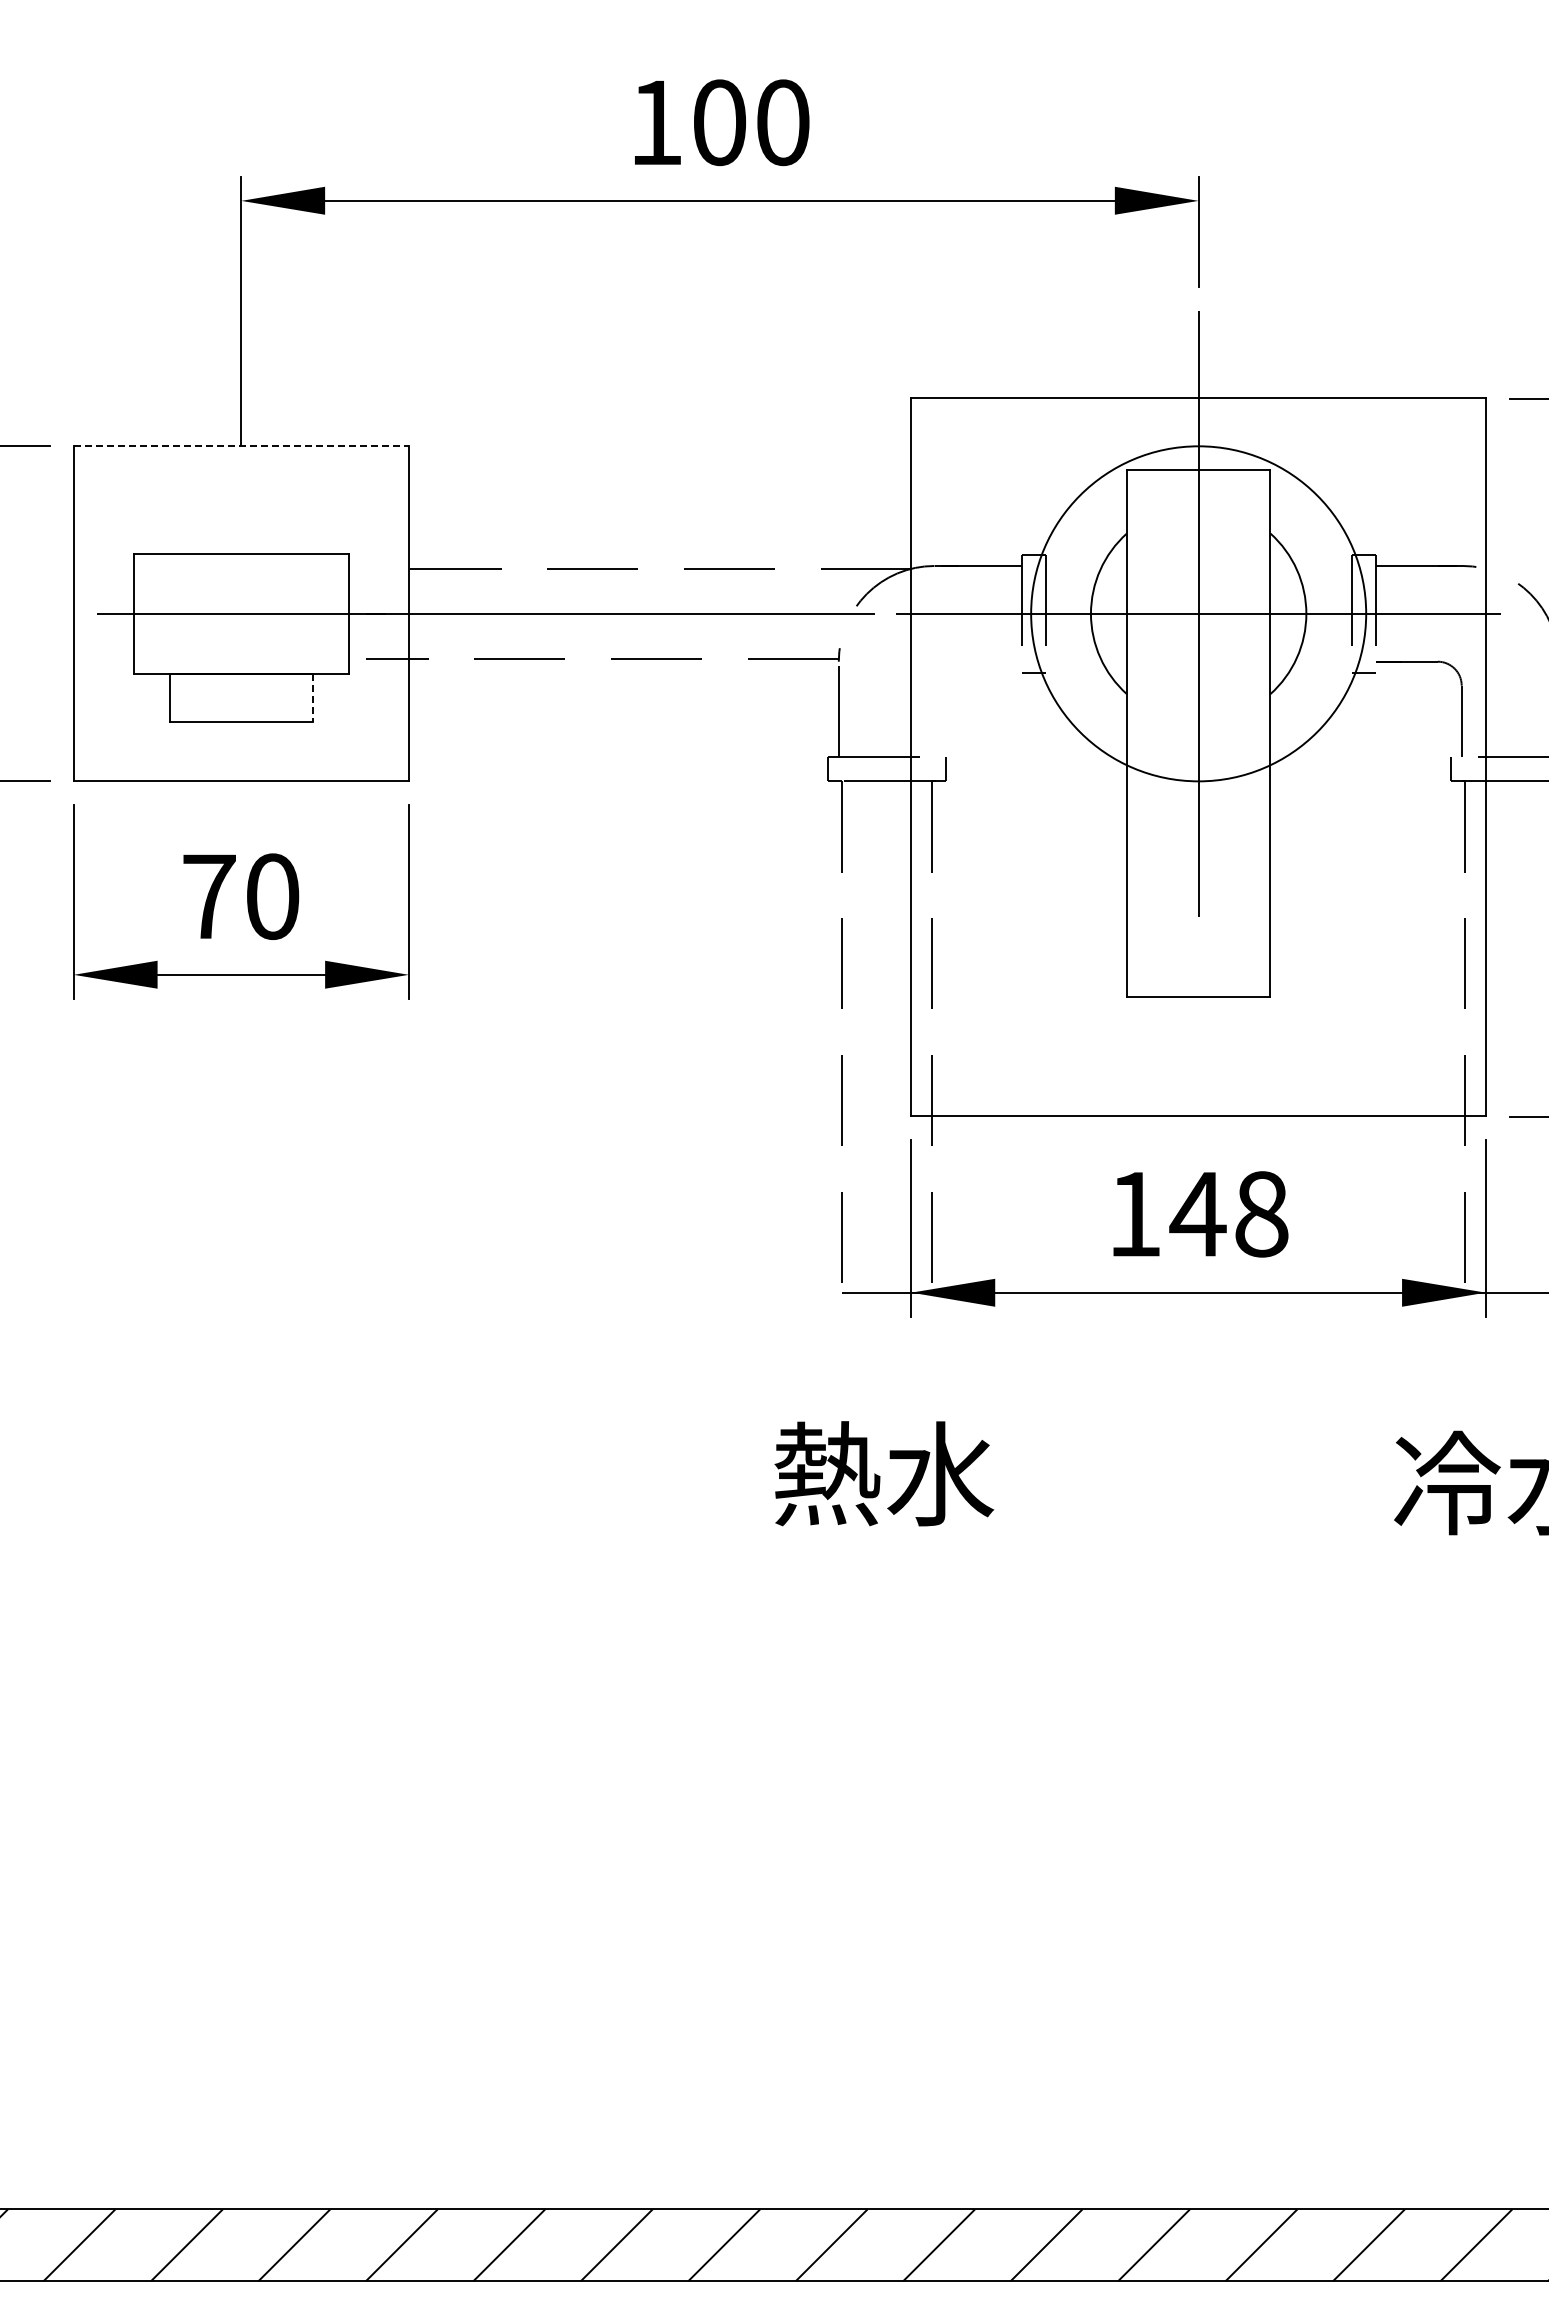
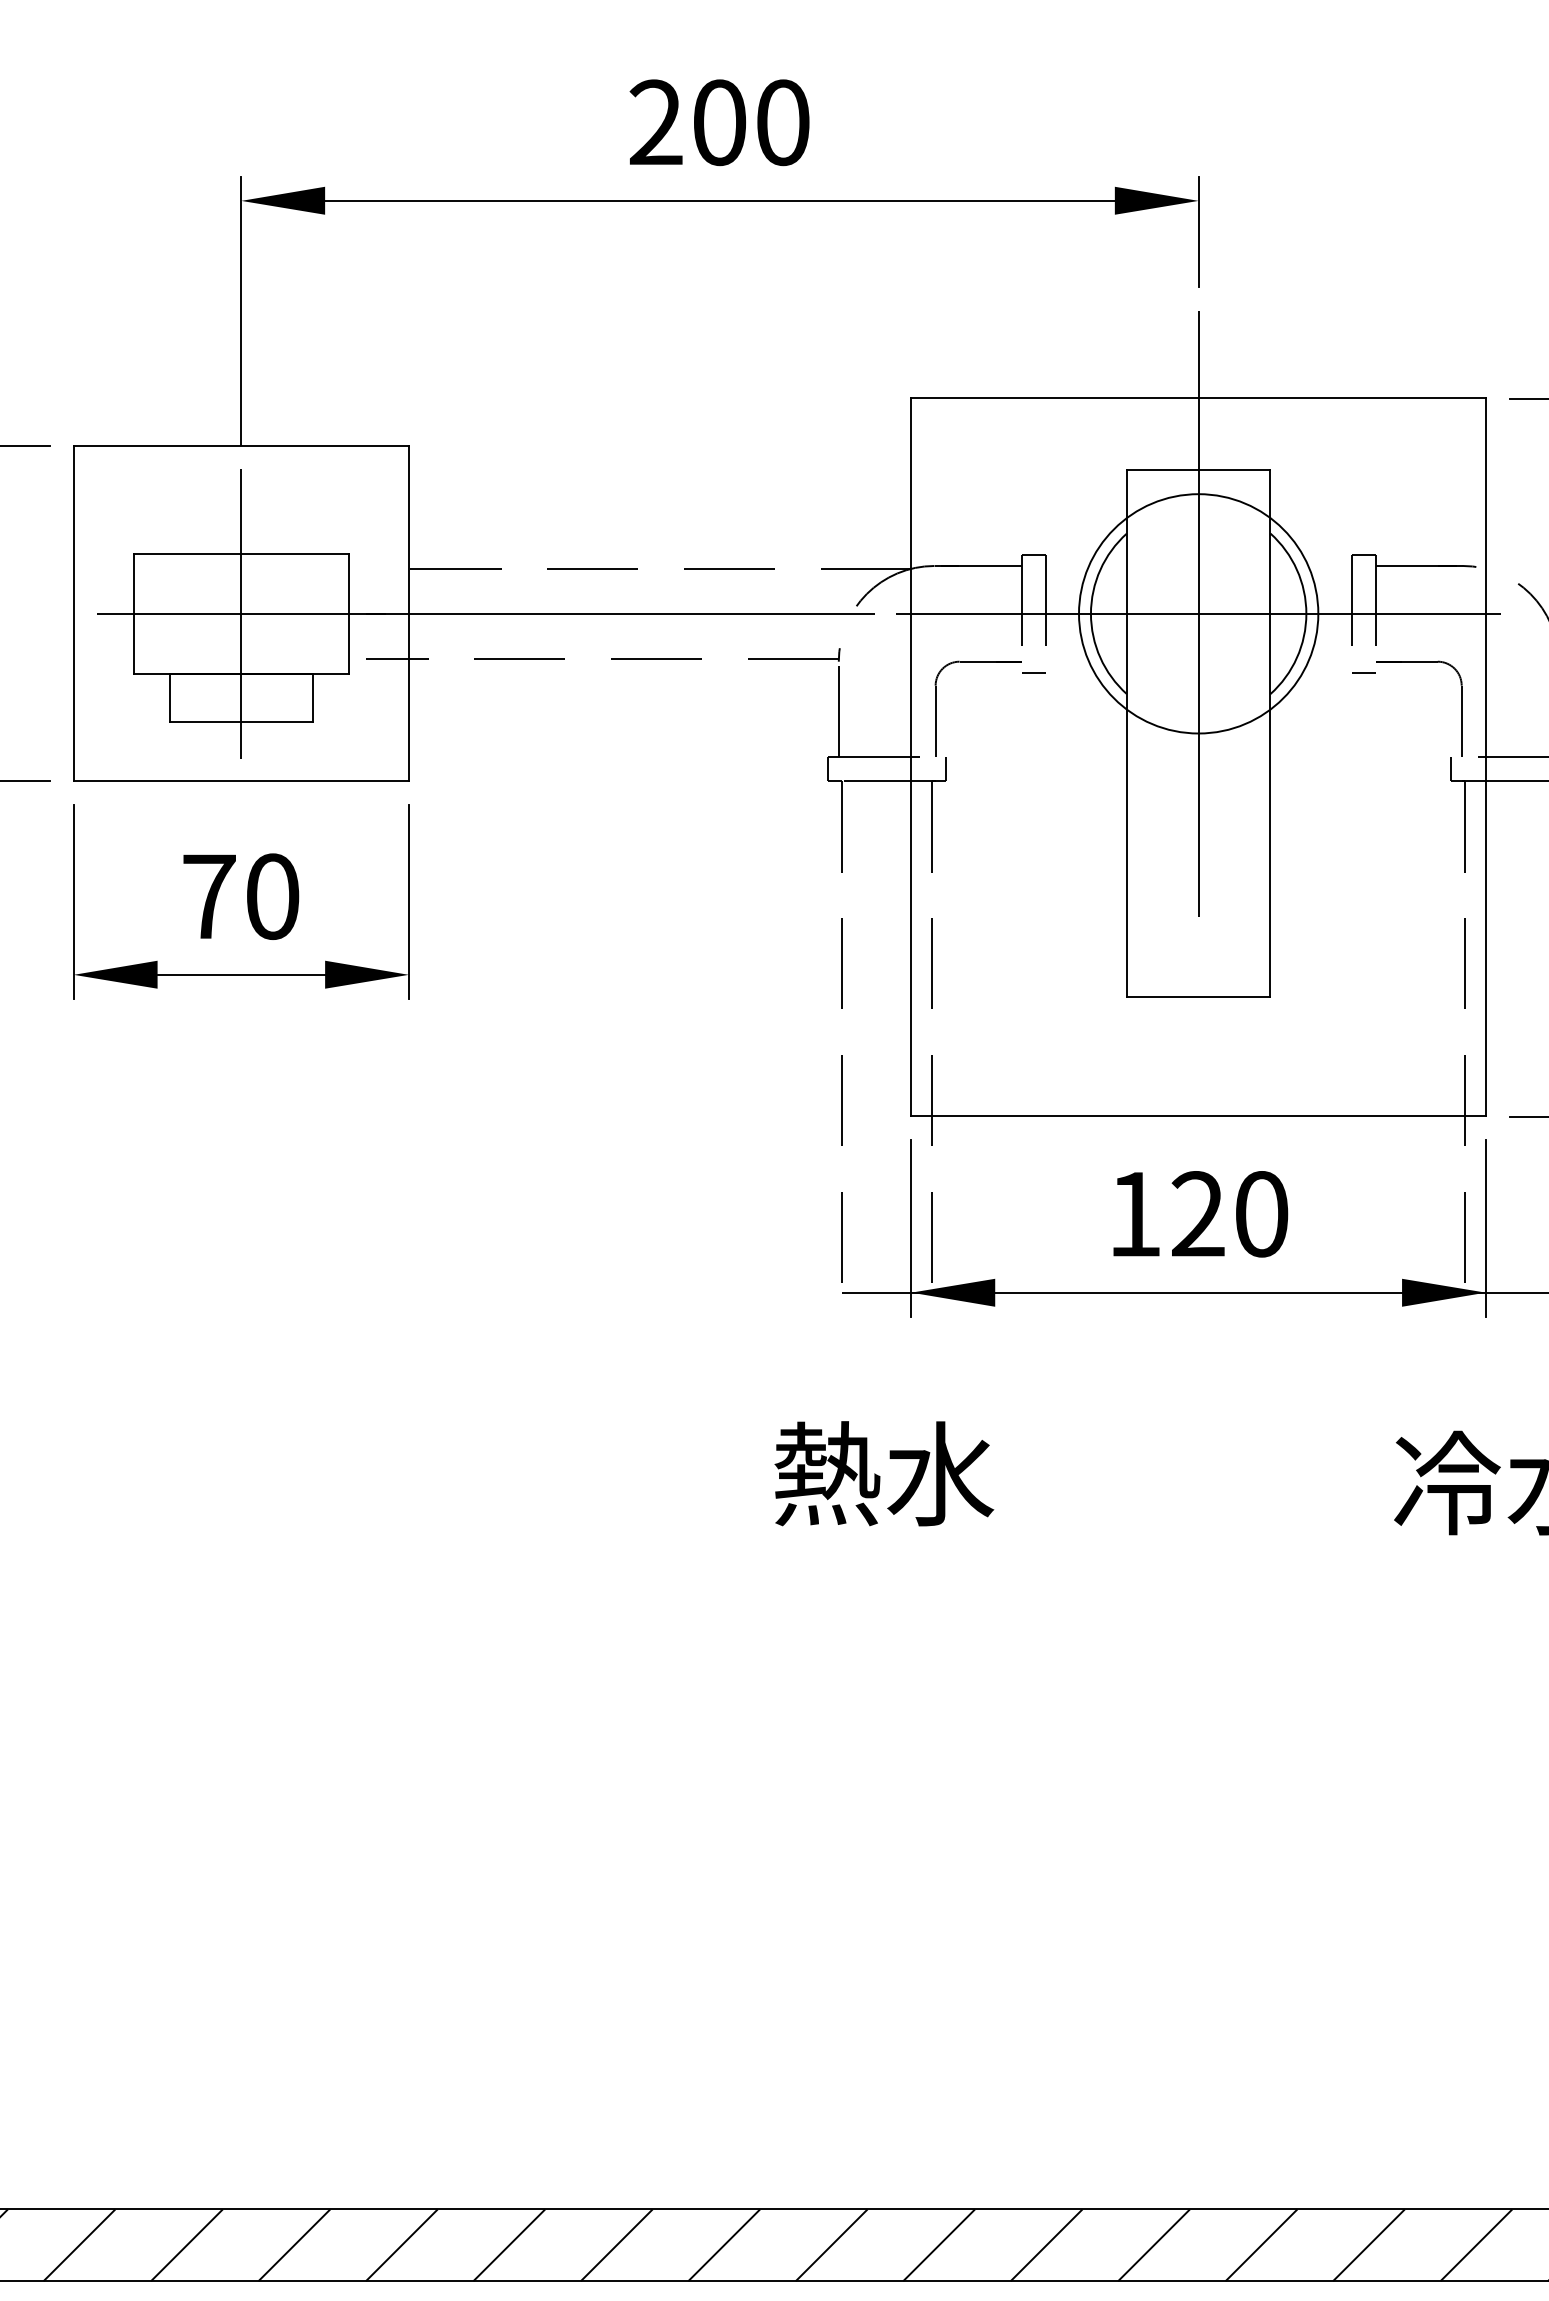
text: 100 -> 200 (655, 121)
line: dashed -> solid (241, 446)
line: none -> present (241, 613)
circle diameter: 335 px -> 239 px (1198, 613)
line: dashed -> solid (313, 697)
part: none -> present (936, 708)
text: 148 -> 120 (1228, 1214)
